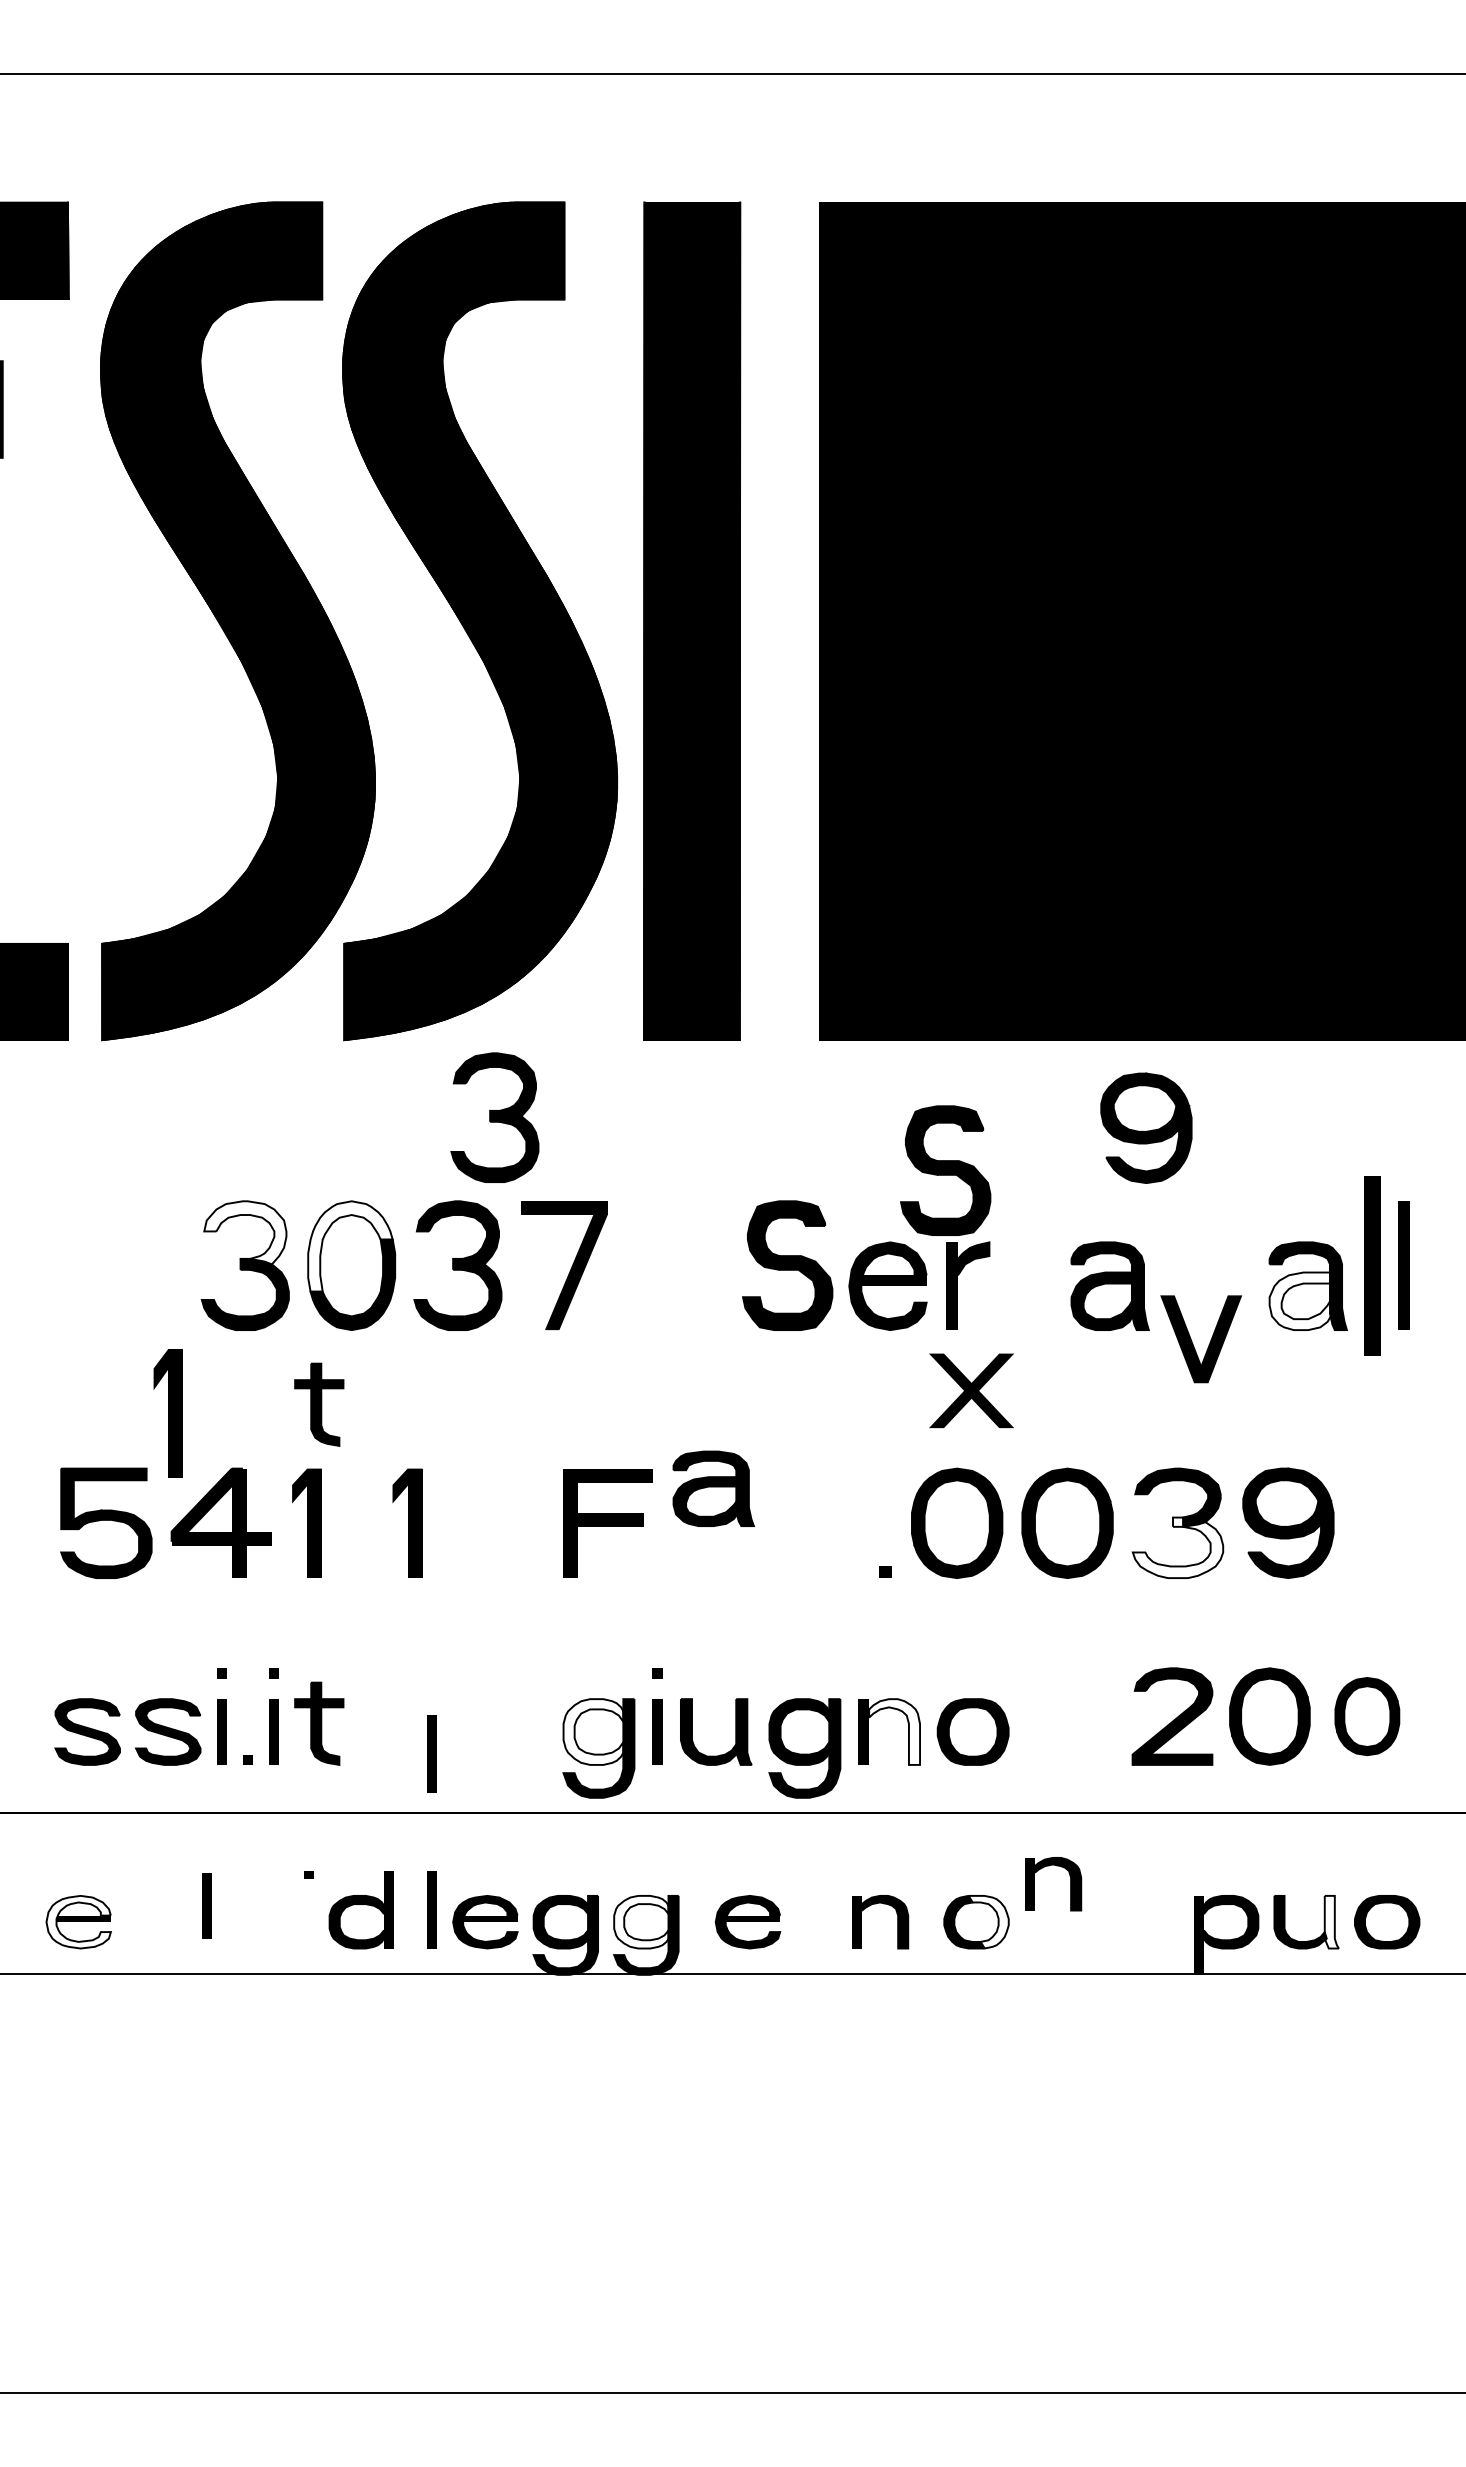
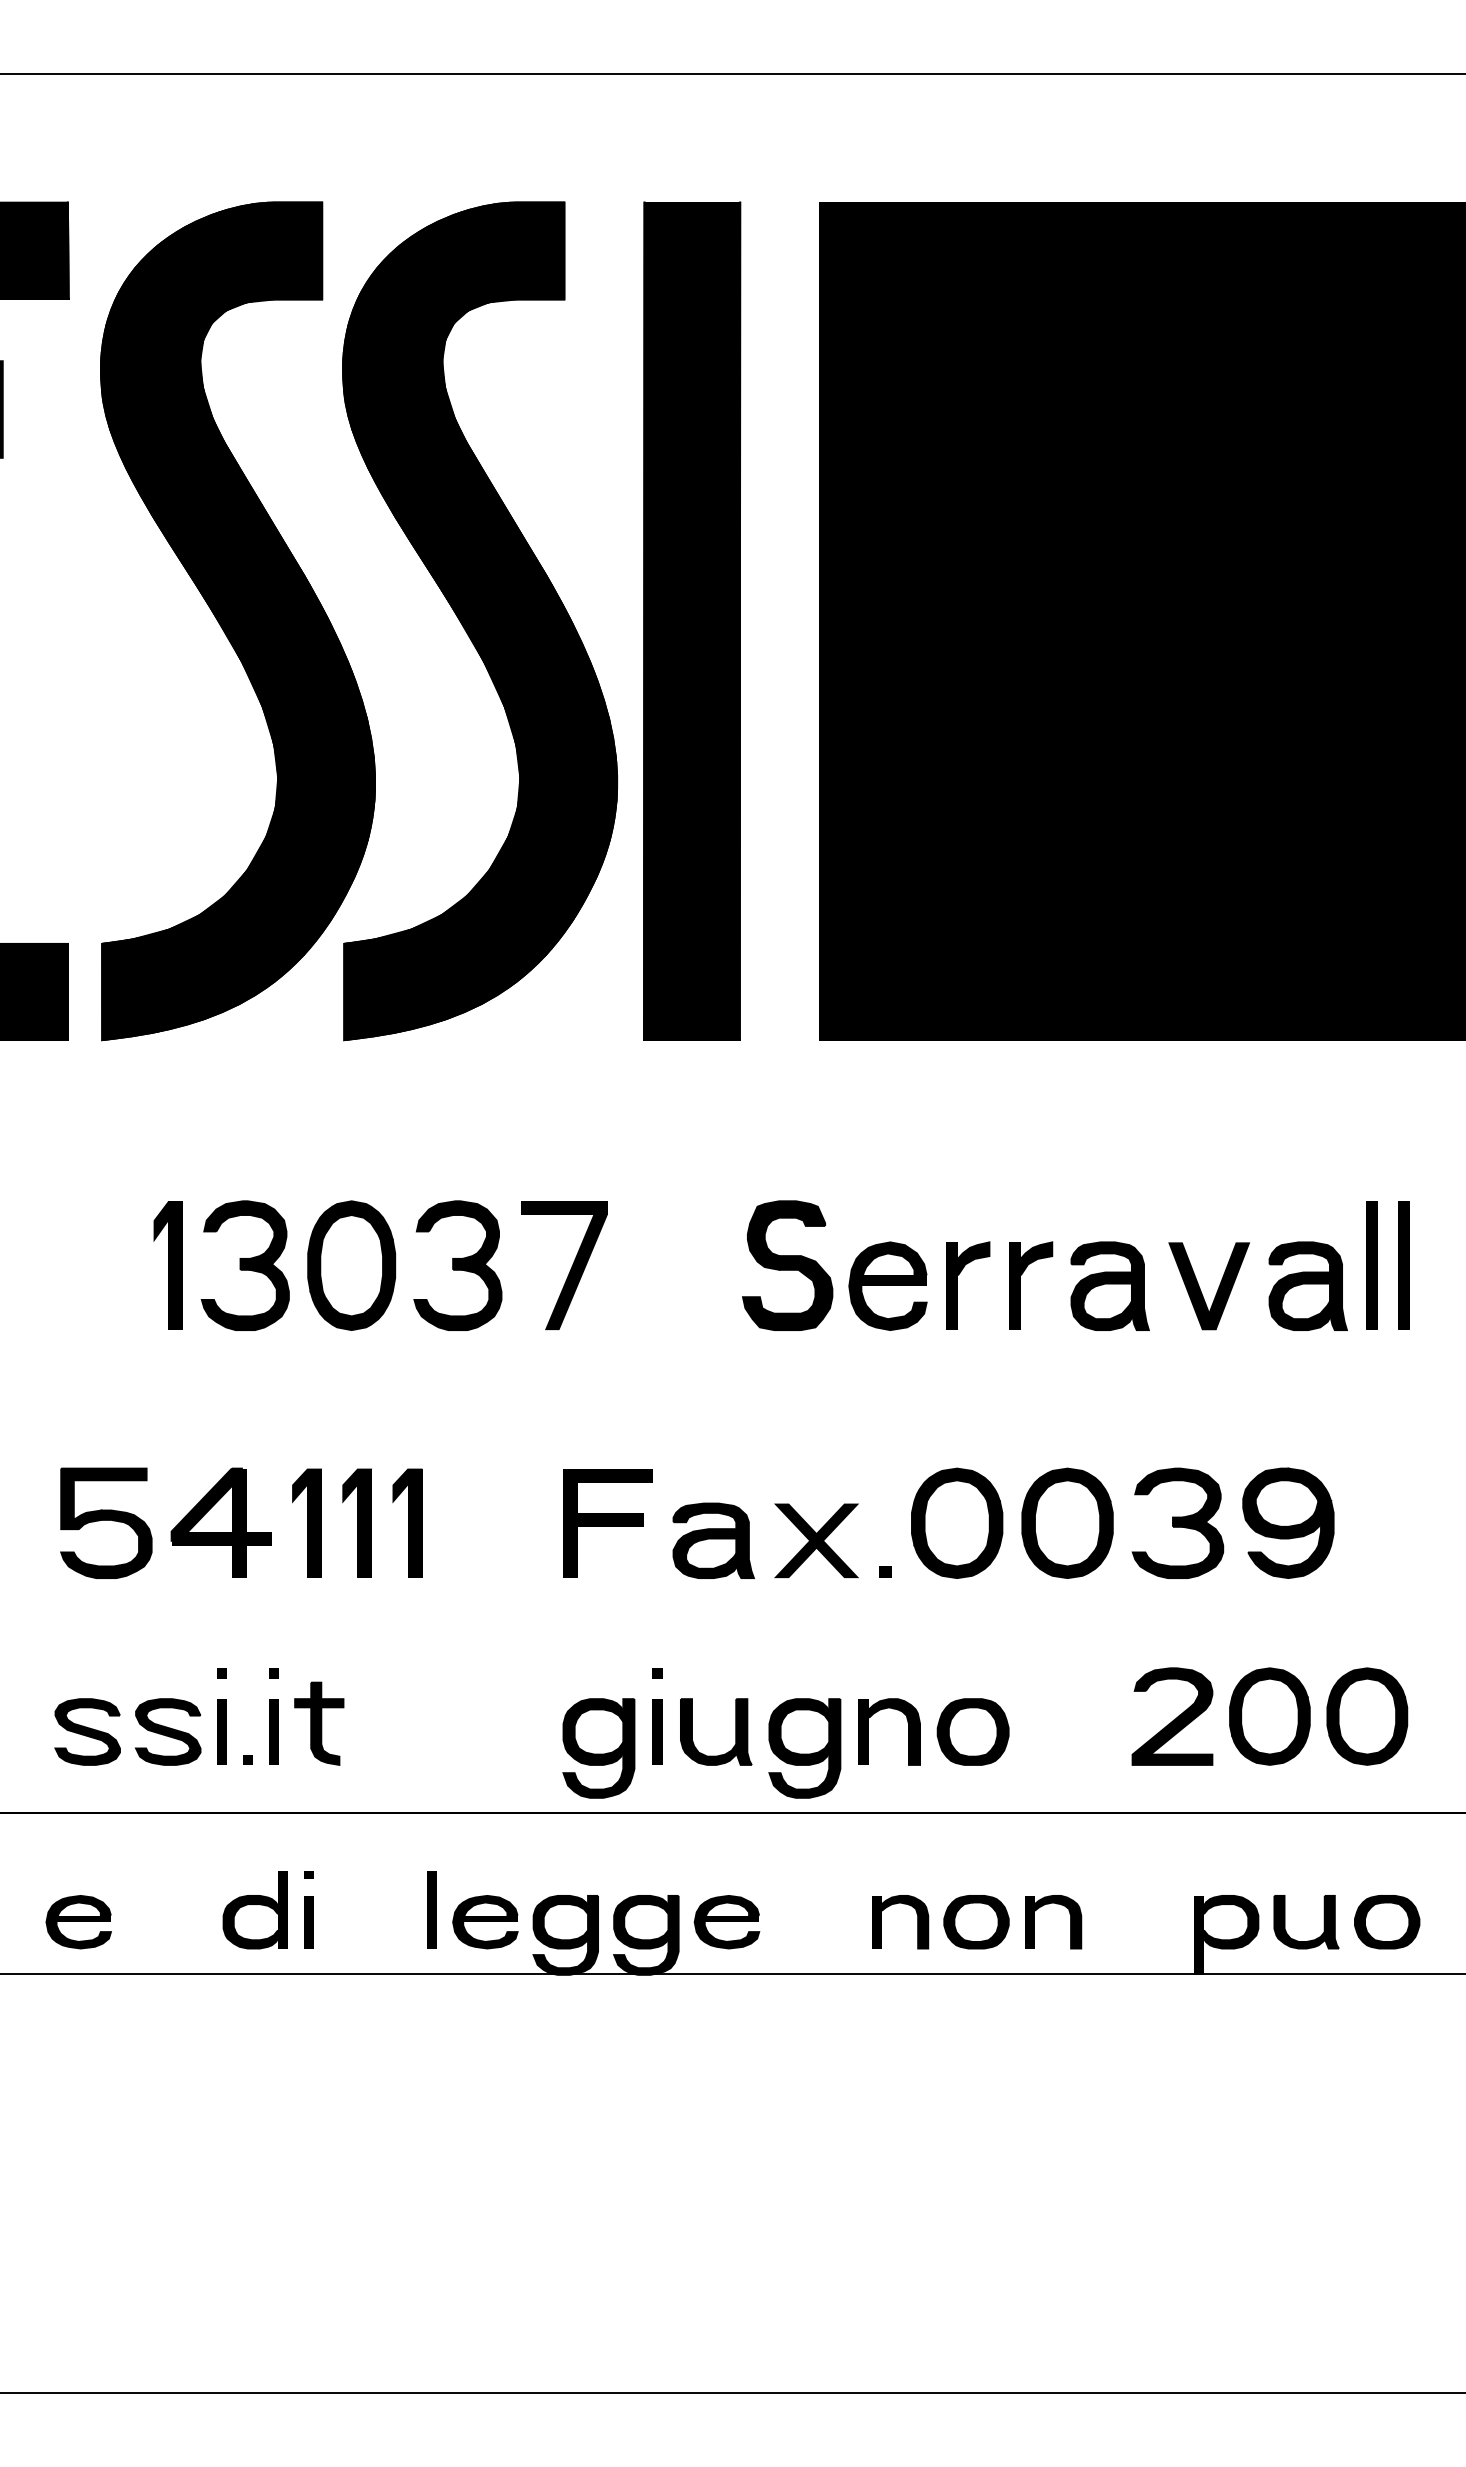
part: present -> none (494, 1117)
part: present -> none (1146, 1127)
part: present -> none (945, 1170)
fill: none -> present (245, 1235)
fill: none -> present (350, 1246)
part size: 17x180 px -> 12x129 px (1371, 1265)
part: none -> present (1020, 1285)
fill: none -> present (1300, 1301)
part position: (1193, 1343) -> (1201, 1290) (1201, 1290)
part position: (971, 1390) -> (816, 1540) (816, 1540)
part: present -> none (319, 1404)
part position: (167, 1413) -> (167, 1265) (167, 1265)
part position: (713, 1488) -> (713, 1540) (713, 1540)
part: none -> present (356, 1522)
fill: none -> present (1177, 1547)
part size: 67x80 px -> 83x99 px (1367, 1716)
fill: none -> present (593, 1731)
fill: none -> present (894, 1731)
part: present -> none (431, 1753)
part position: (1070, 1884) -> (1070, 1922) (1070, 1922)
part: present -> none (206, 1905)
part position: (360, 1910) -> (254, 1910) (254, 1910)
fill: none -> present (78, 1921)
fill: none -> present (641, 1921)
fill: none -> present (988, 1921)
fill: none -> present (1331, 1921)
part: none -> present (308, 1922)
part position: (747, 1922) -> (726, 1922) (726, 1922)
part position: (897, 1922) -> (917, 1922) (917, 1922)
